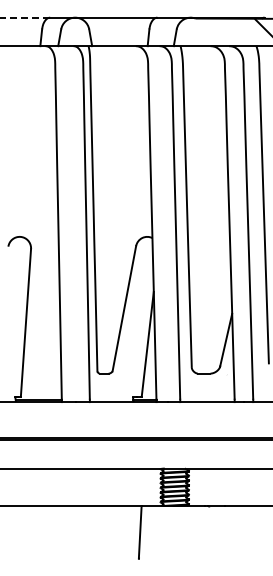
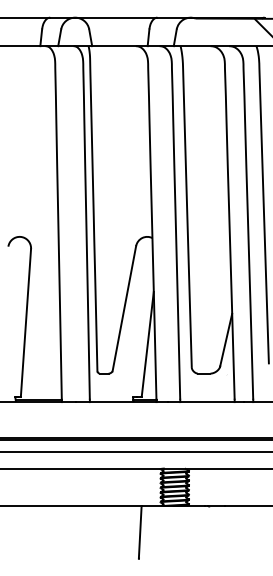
line: dashed -> solid (25, 17)
line: none -> present (135, 451)
